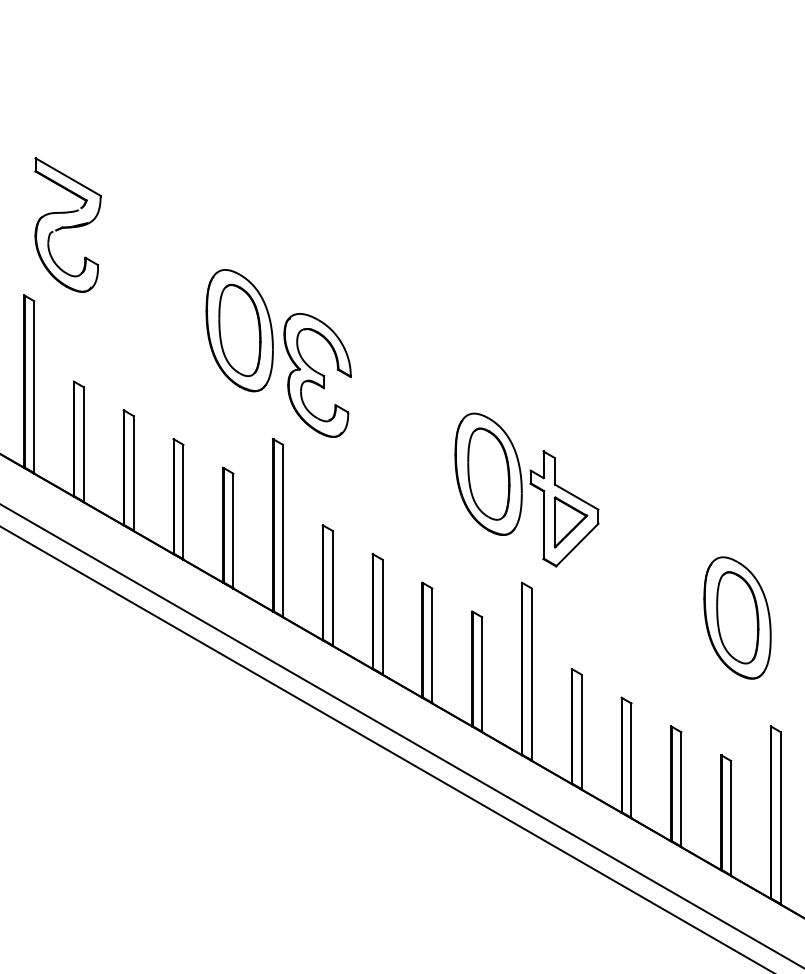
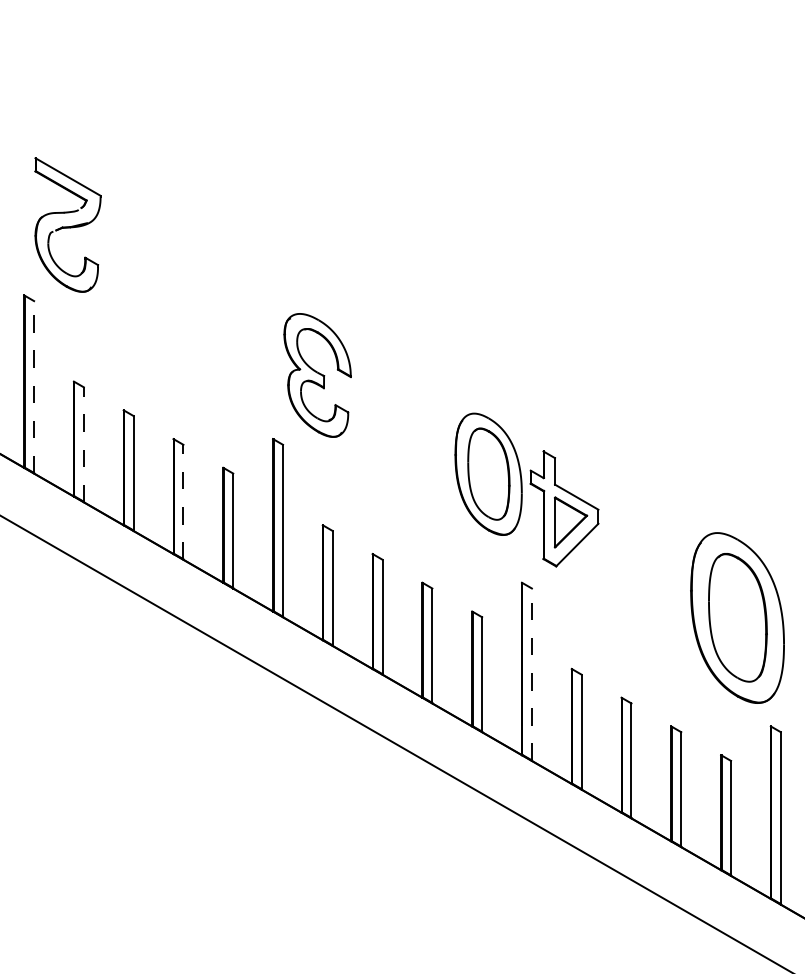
part: present -> none (239, 330)
line: solid -> dashed (34, 386)
line: solid -> dashed (83, 444)
line: solid -> dashed (183, 501)
part size: 69x124 px -> 95x172 px (737, 617)
line: solid -> dashed (531, 674)
line: present -> none (401, 735)
line position: (386, 748) -> (395, 743) (395, 743)
